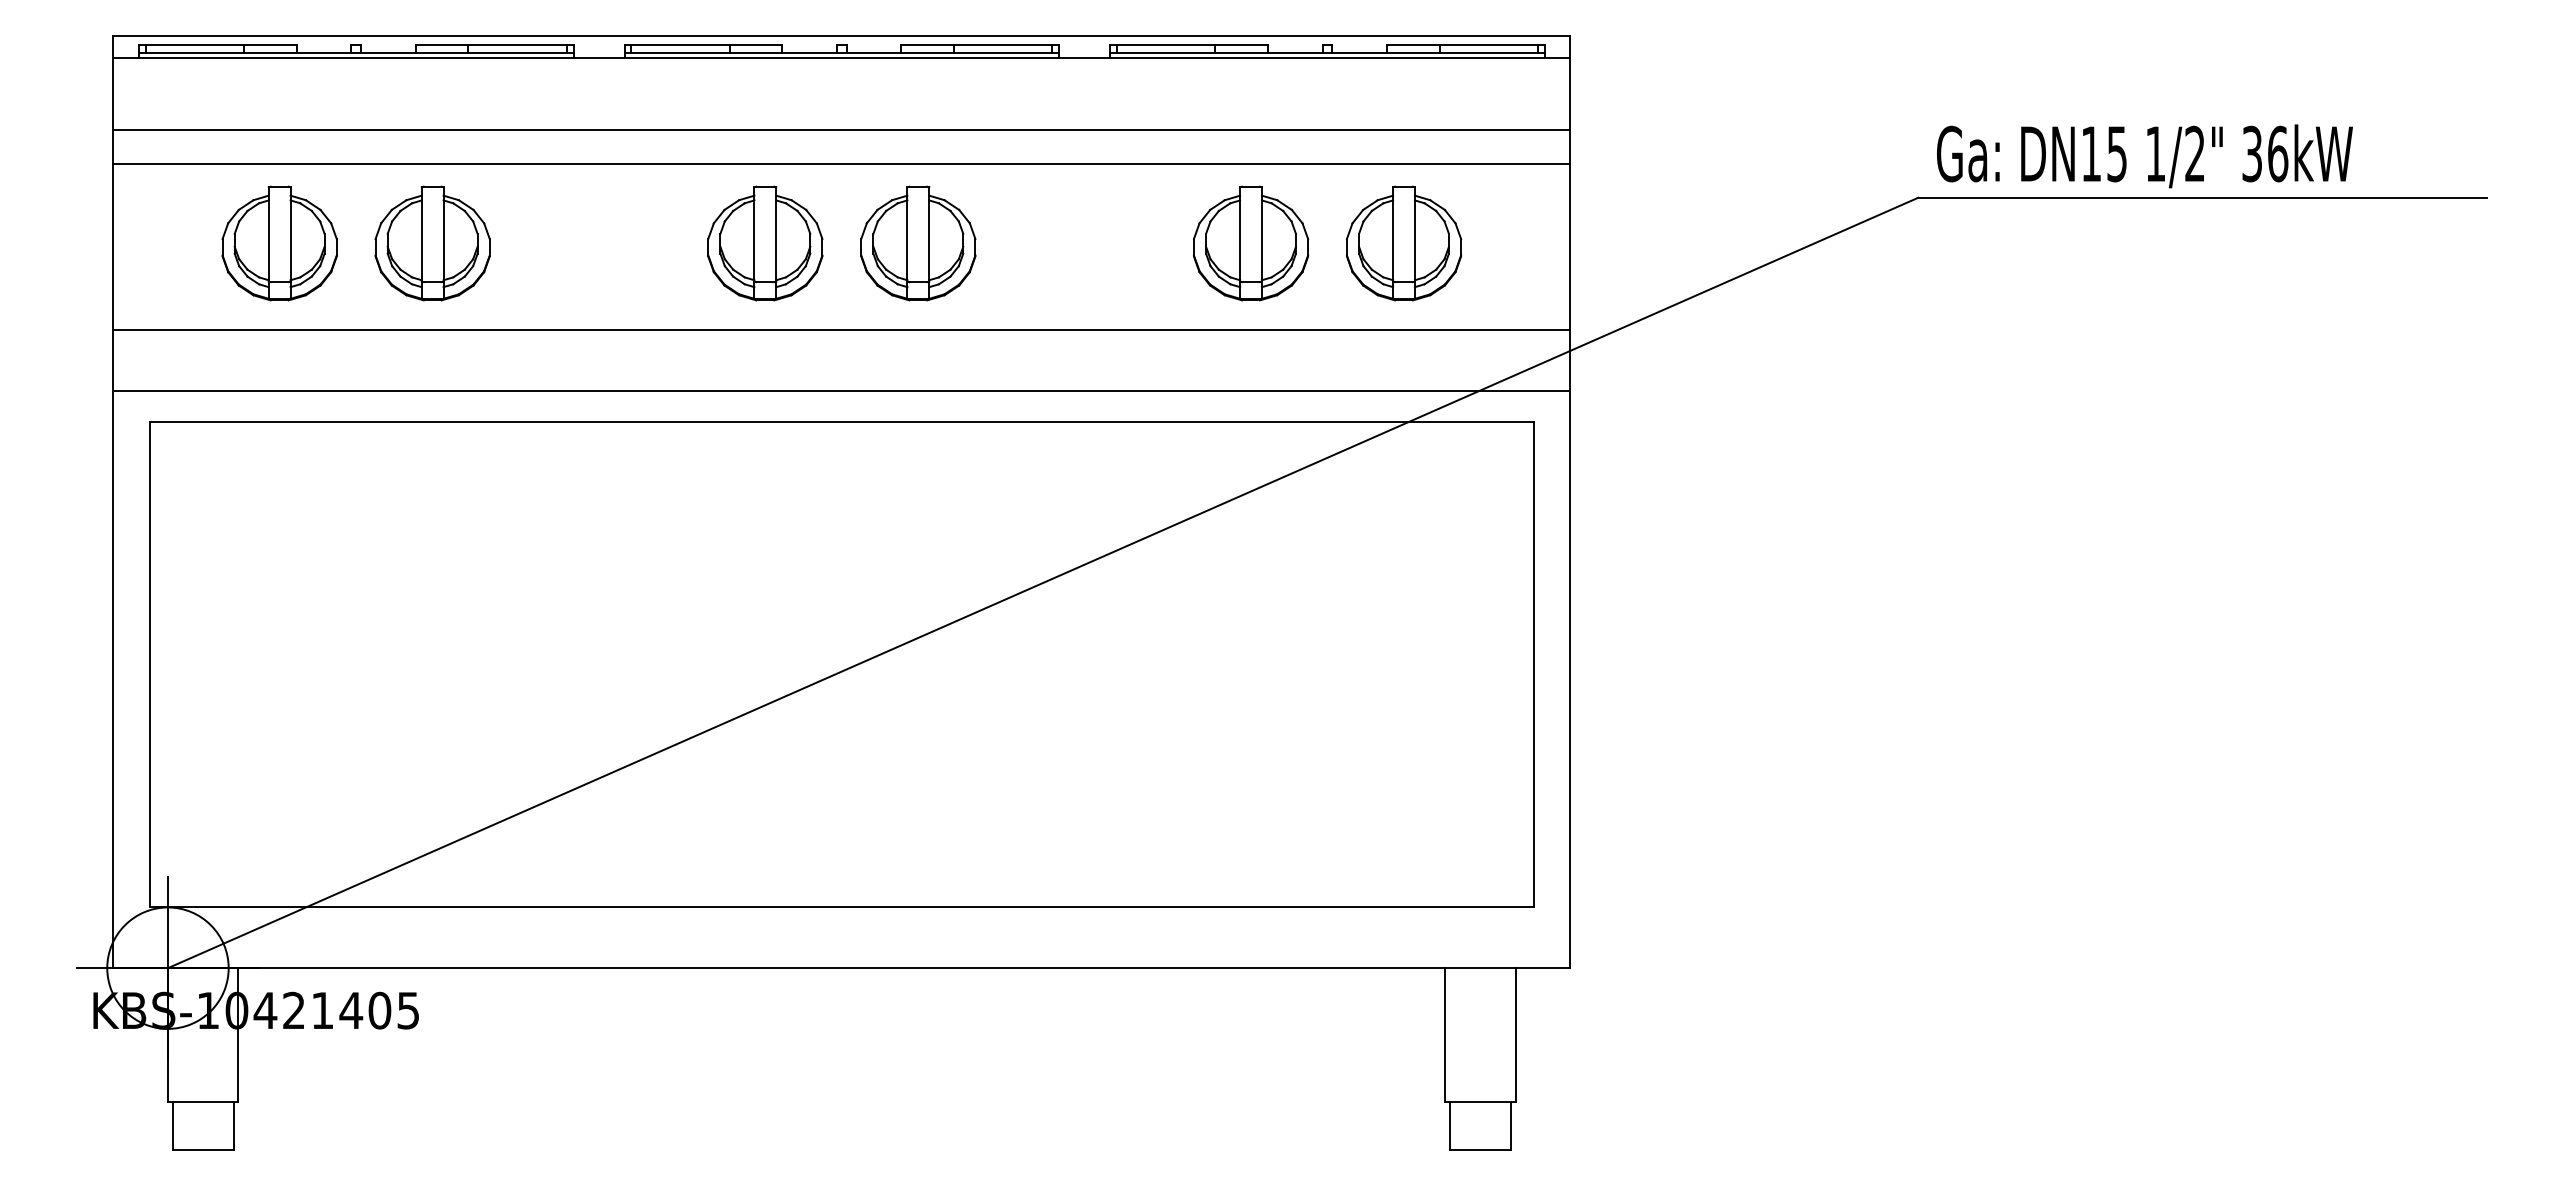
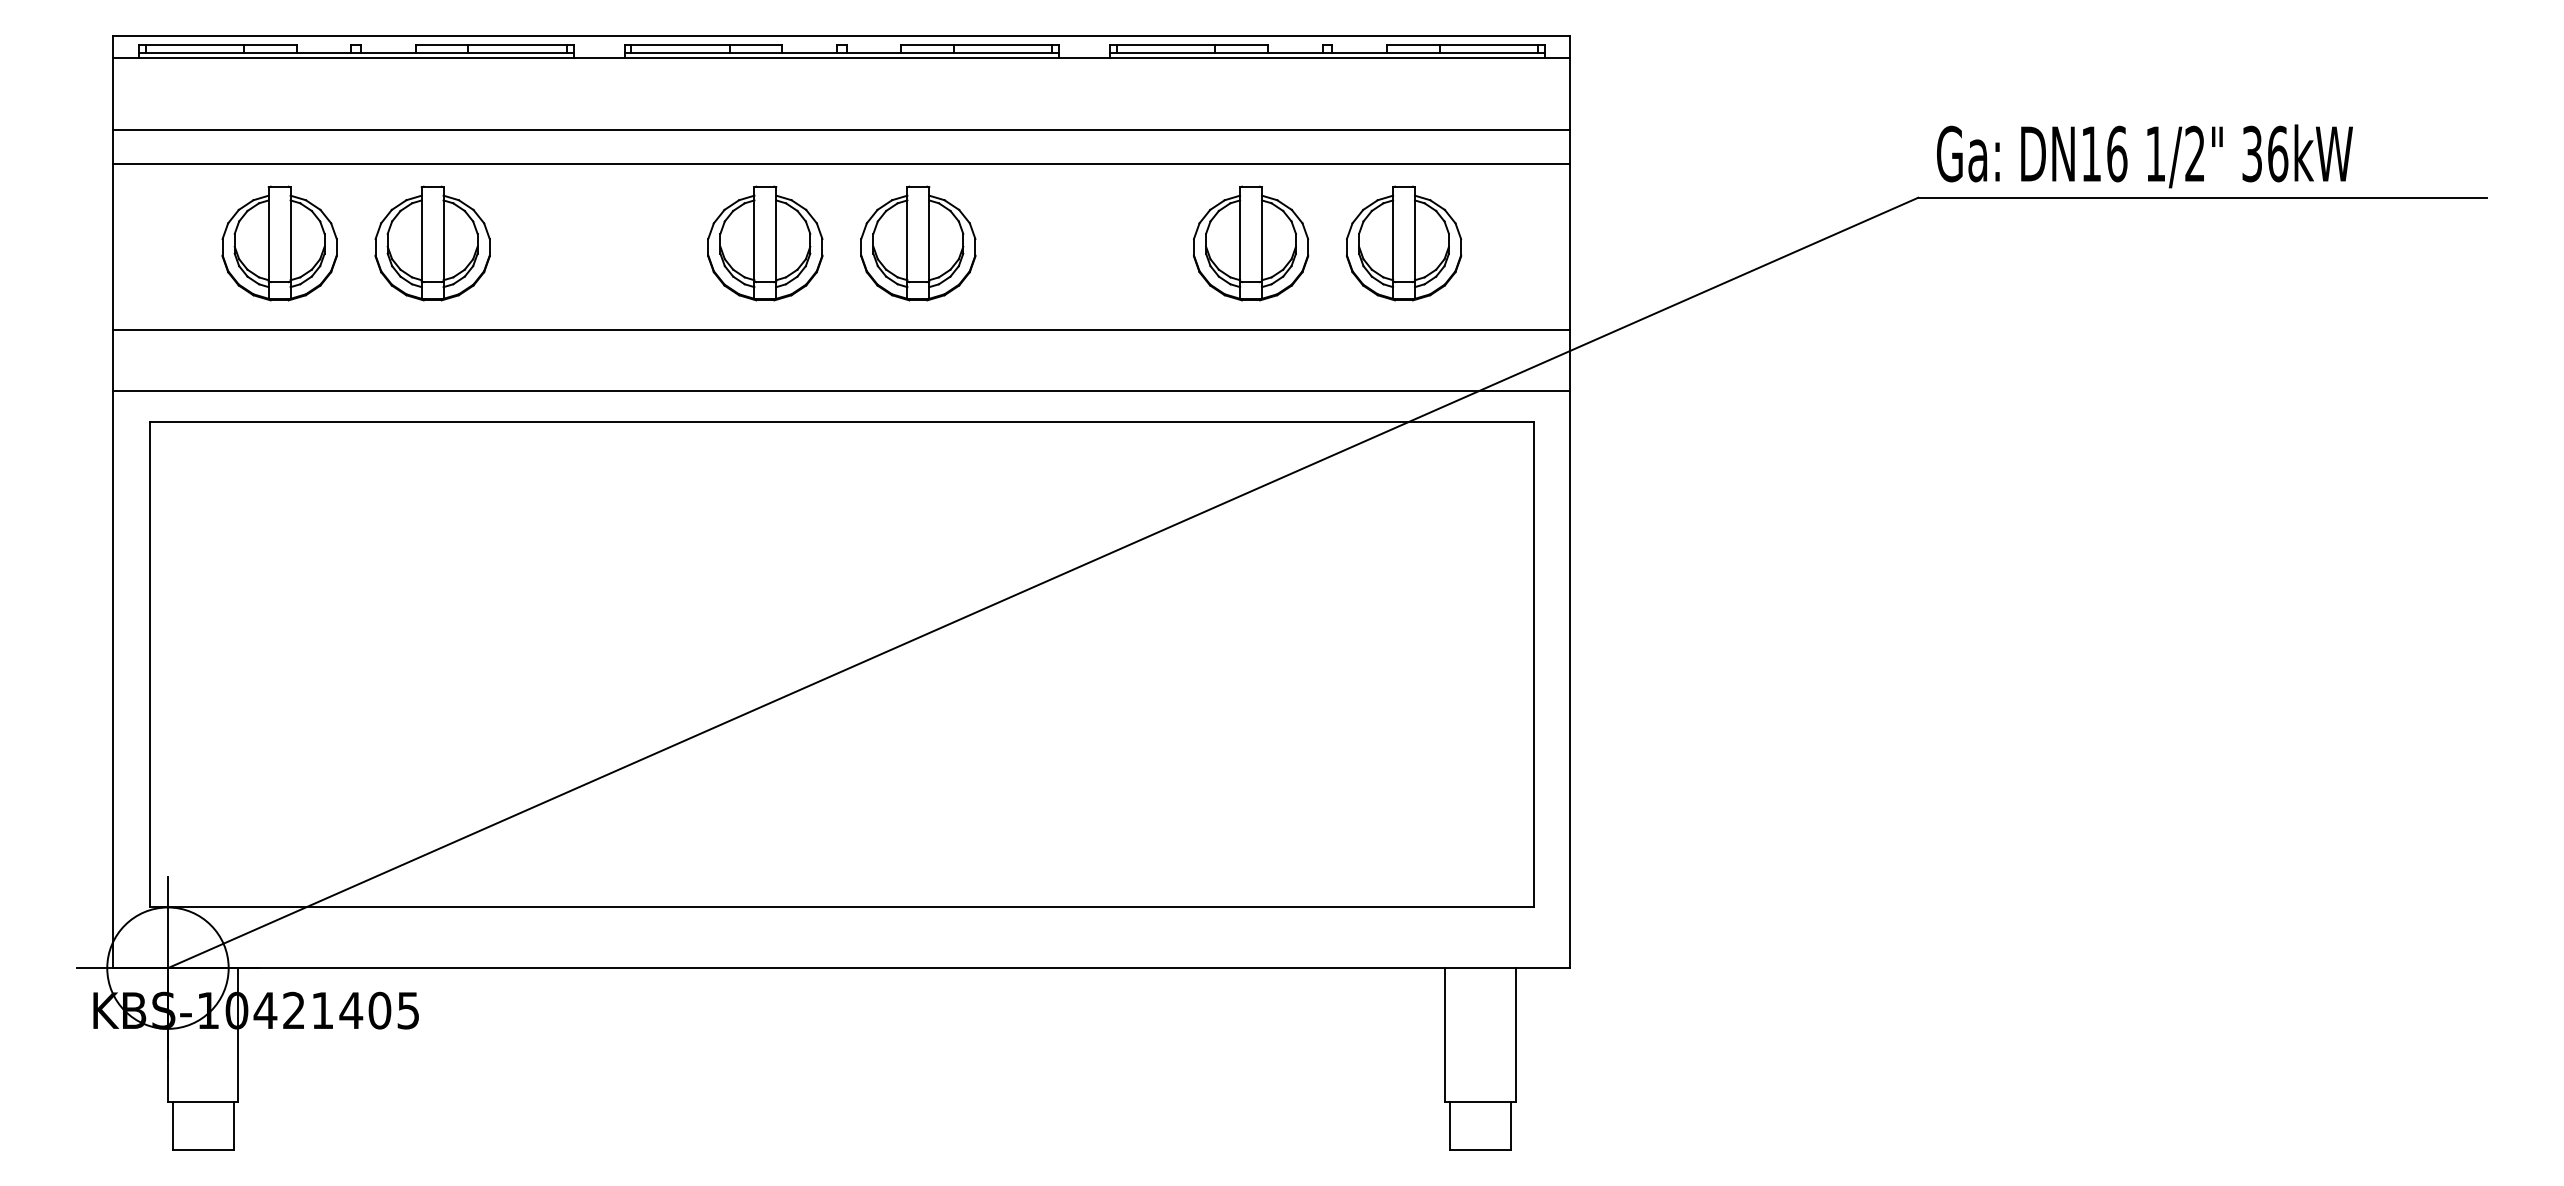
text: DN15 -> DN16 (2117, 153)
